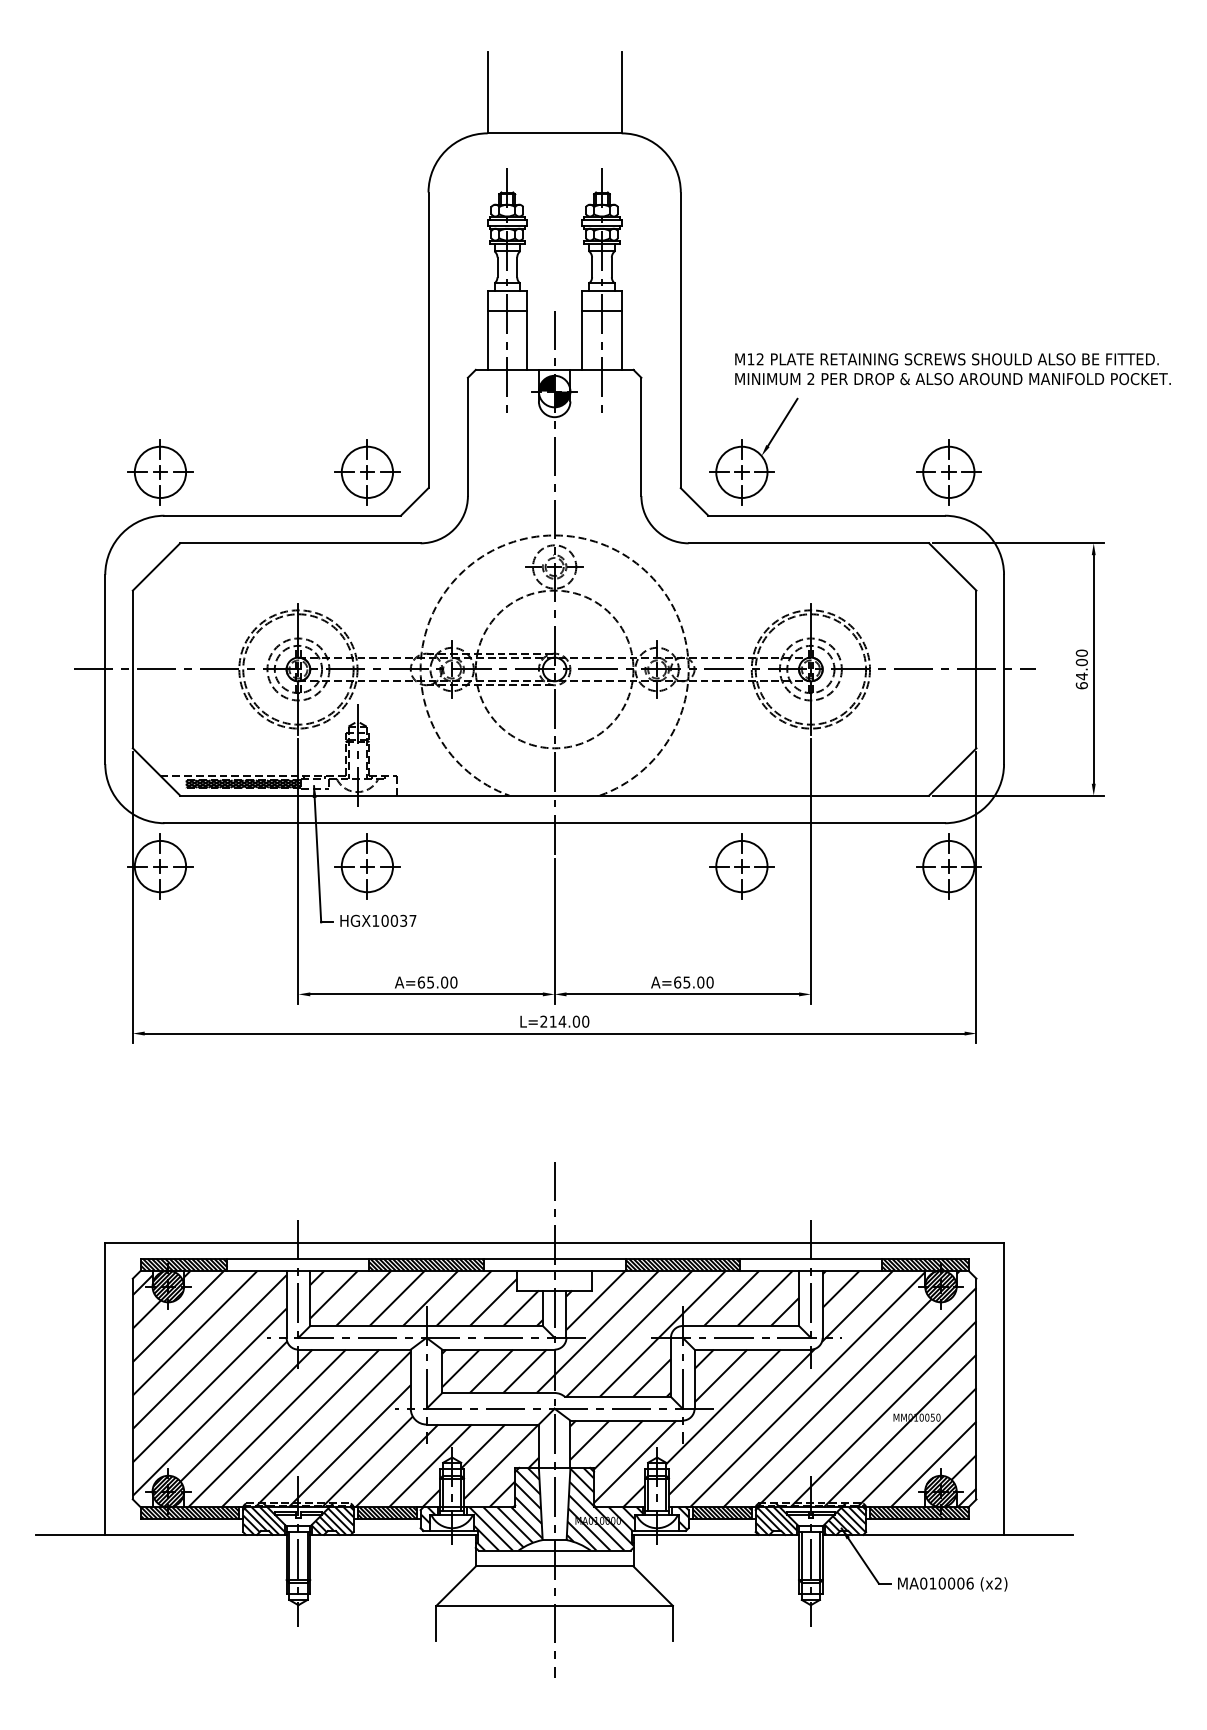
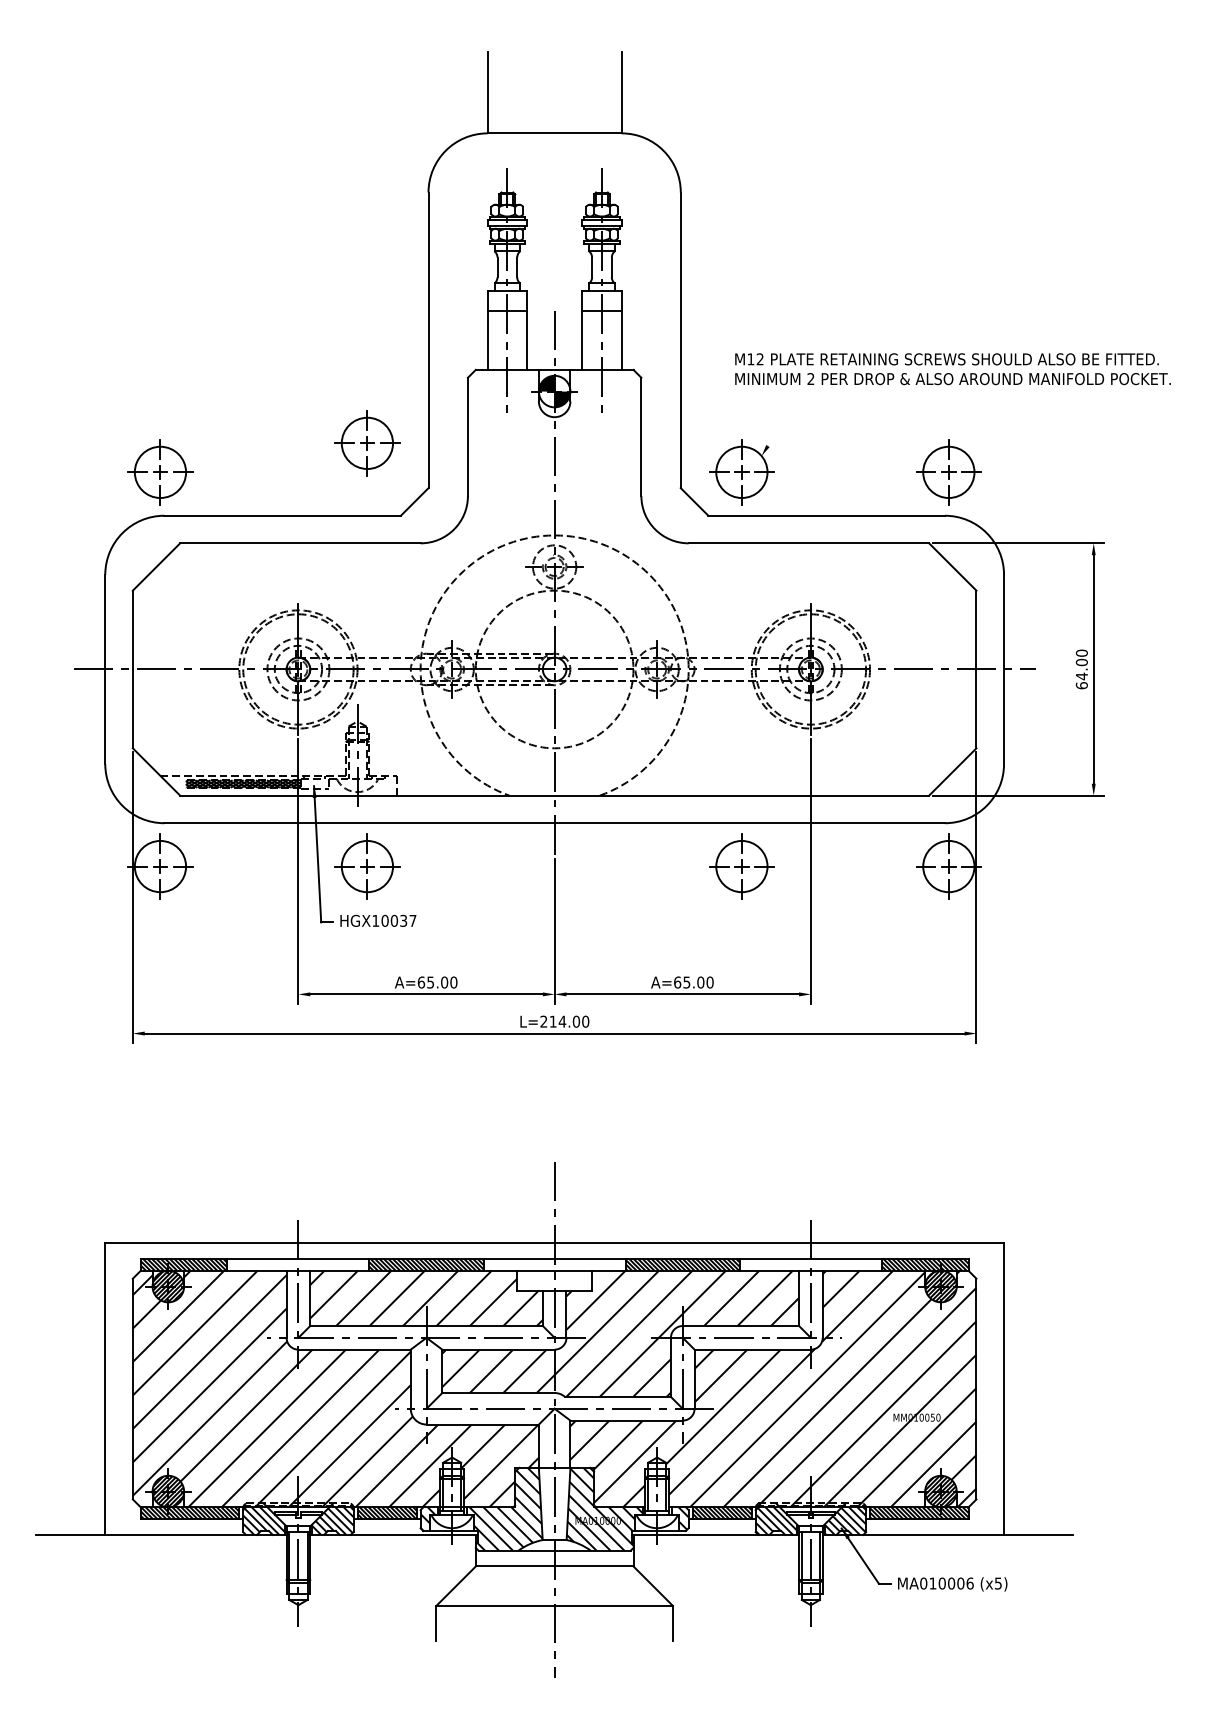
line: present -> none (782, 422)
part position: (367, 472) -> (367, 443) (367, 443)
text: (x2) -> (x5) (998, 1583)
